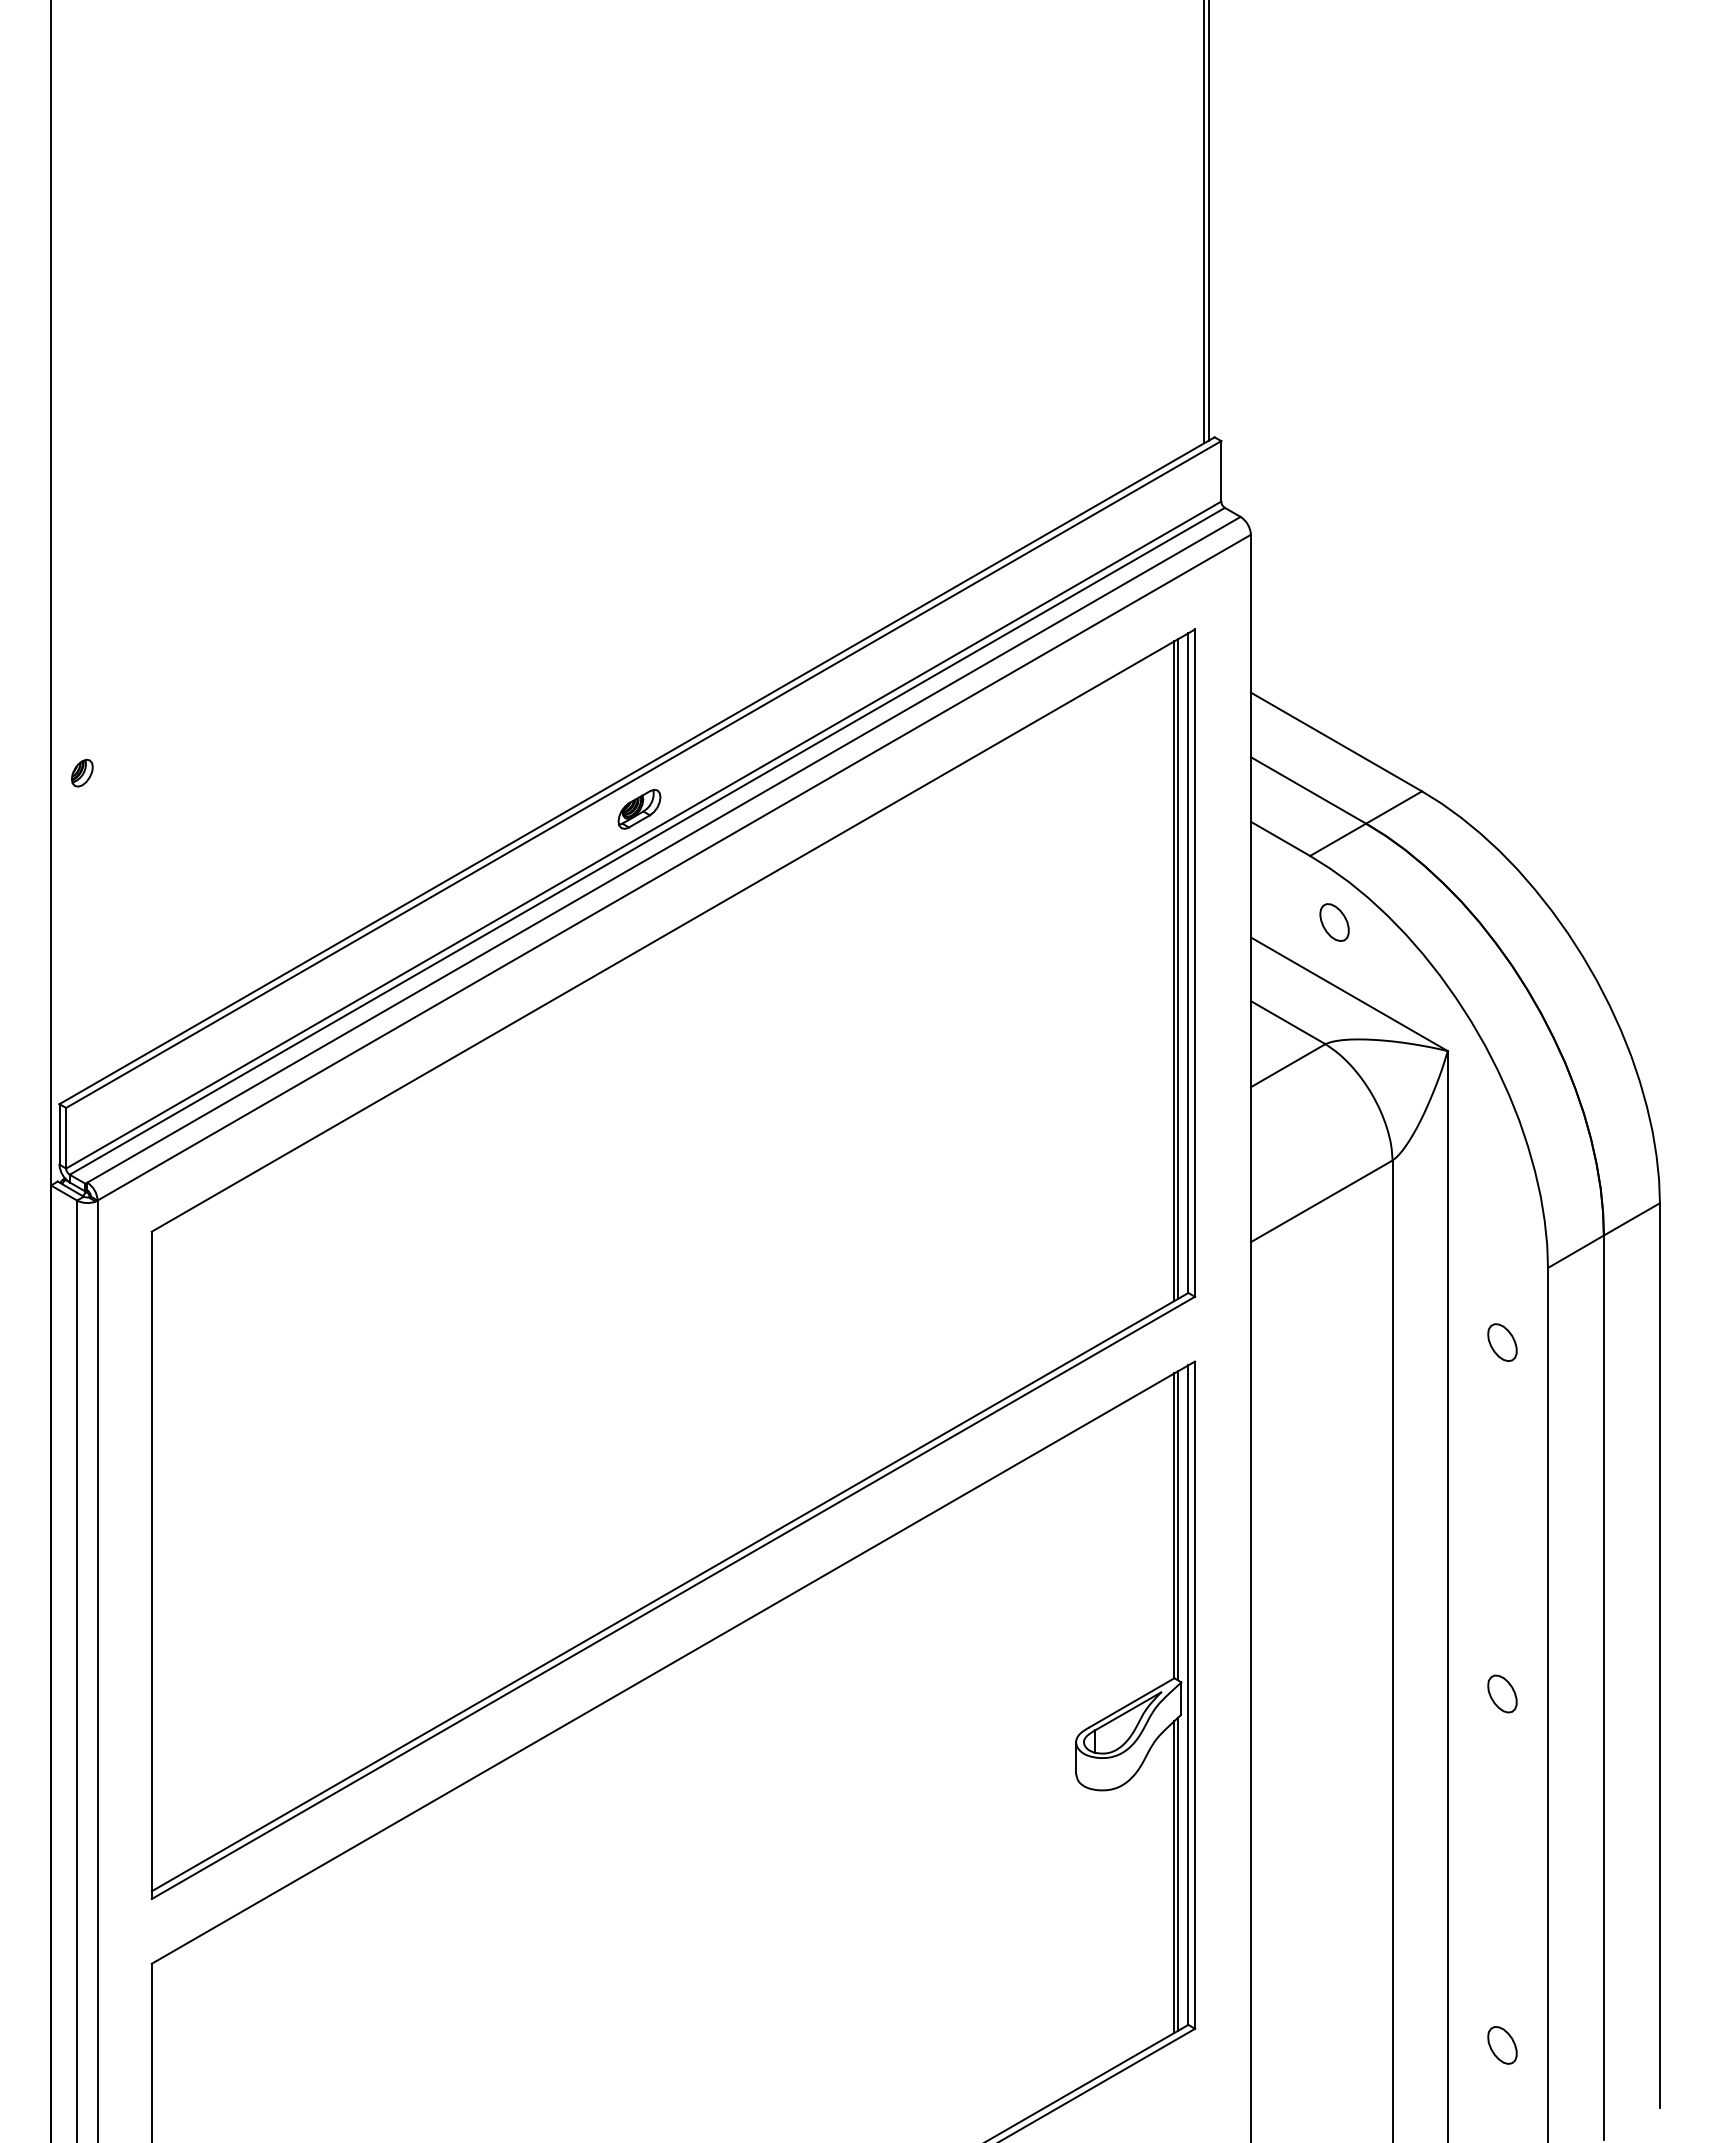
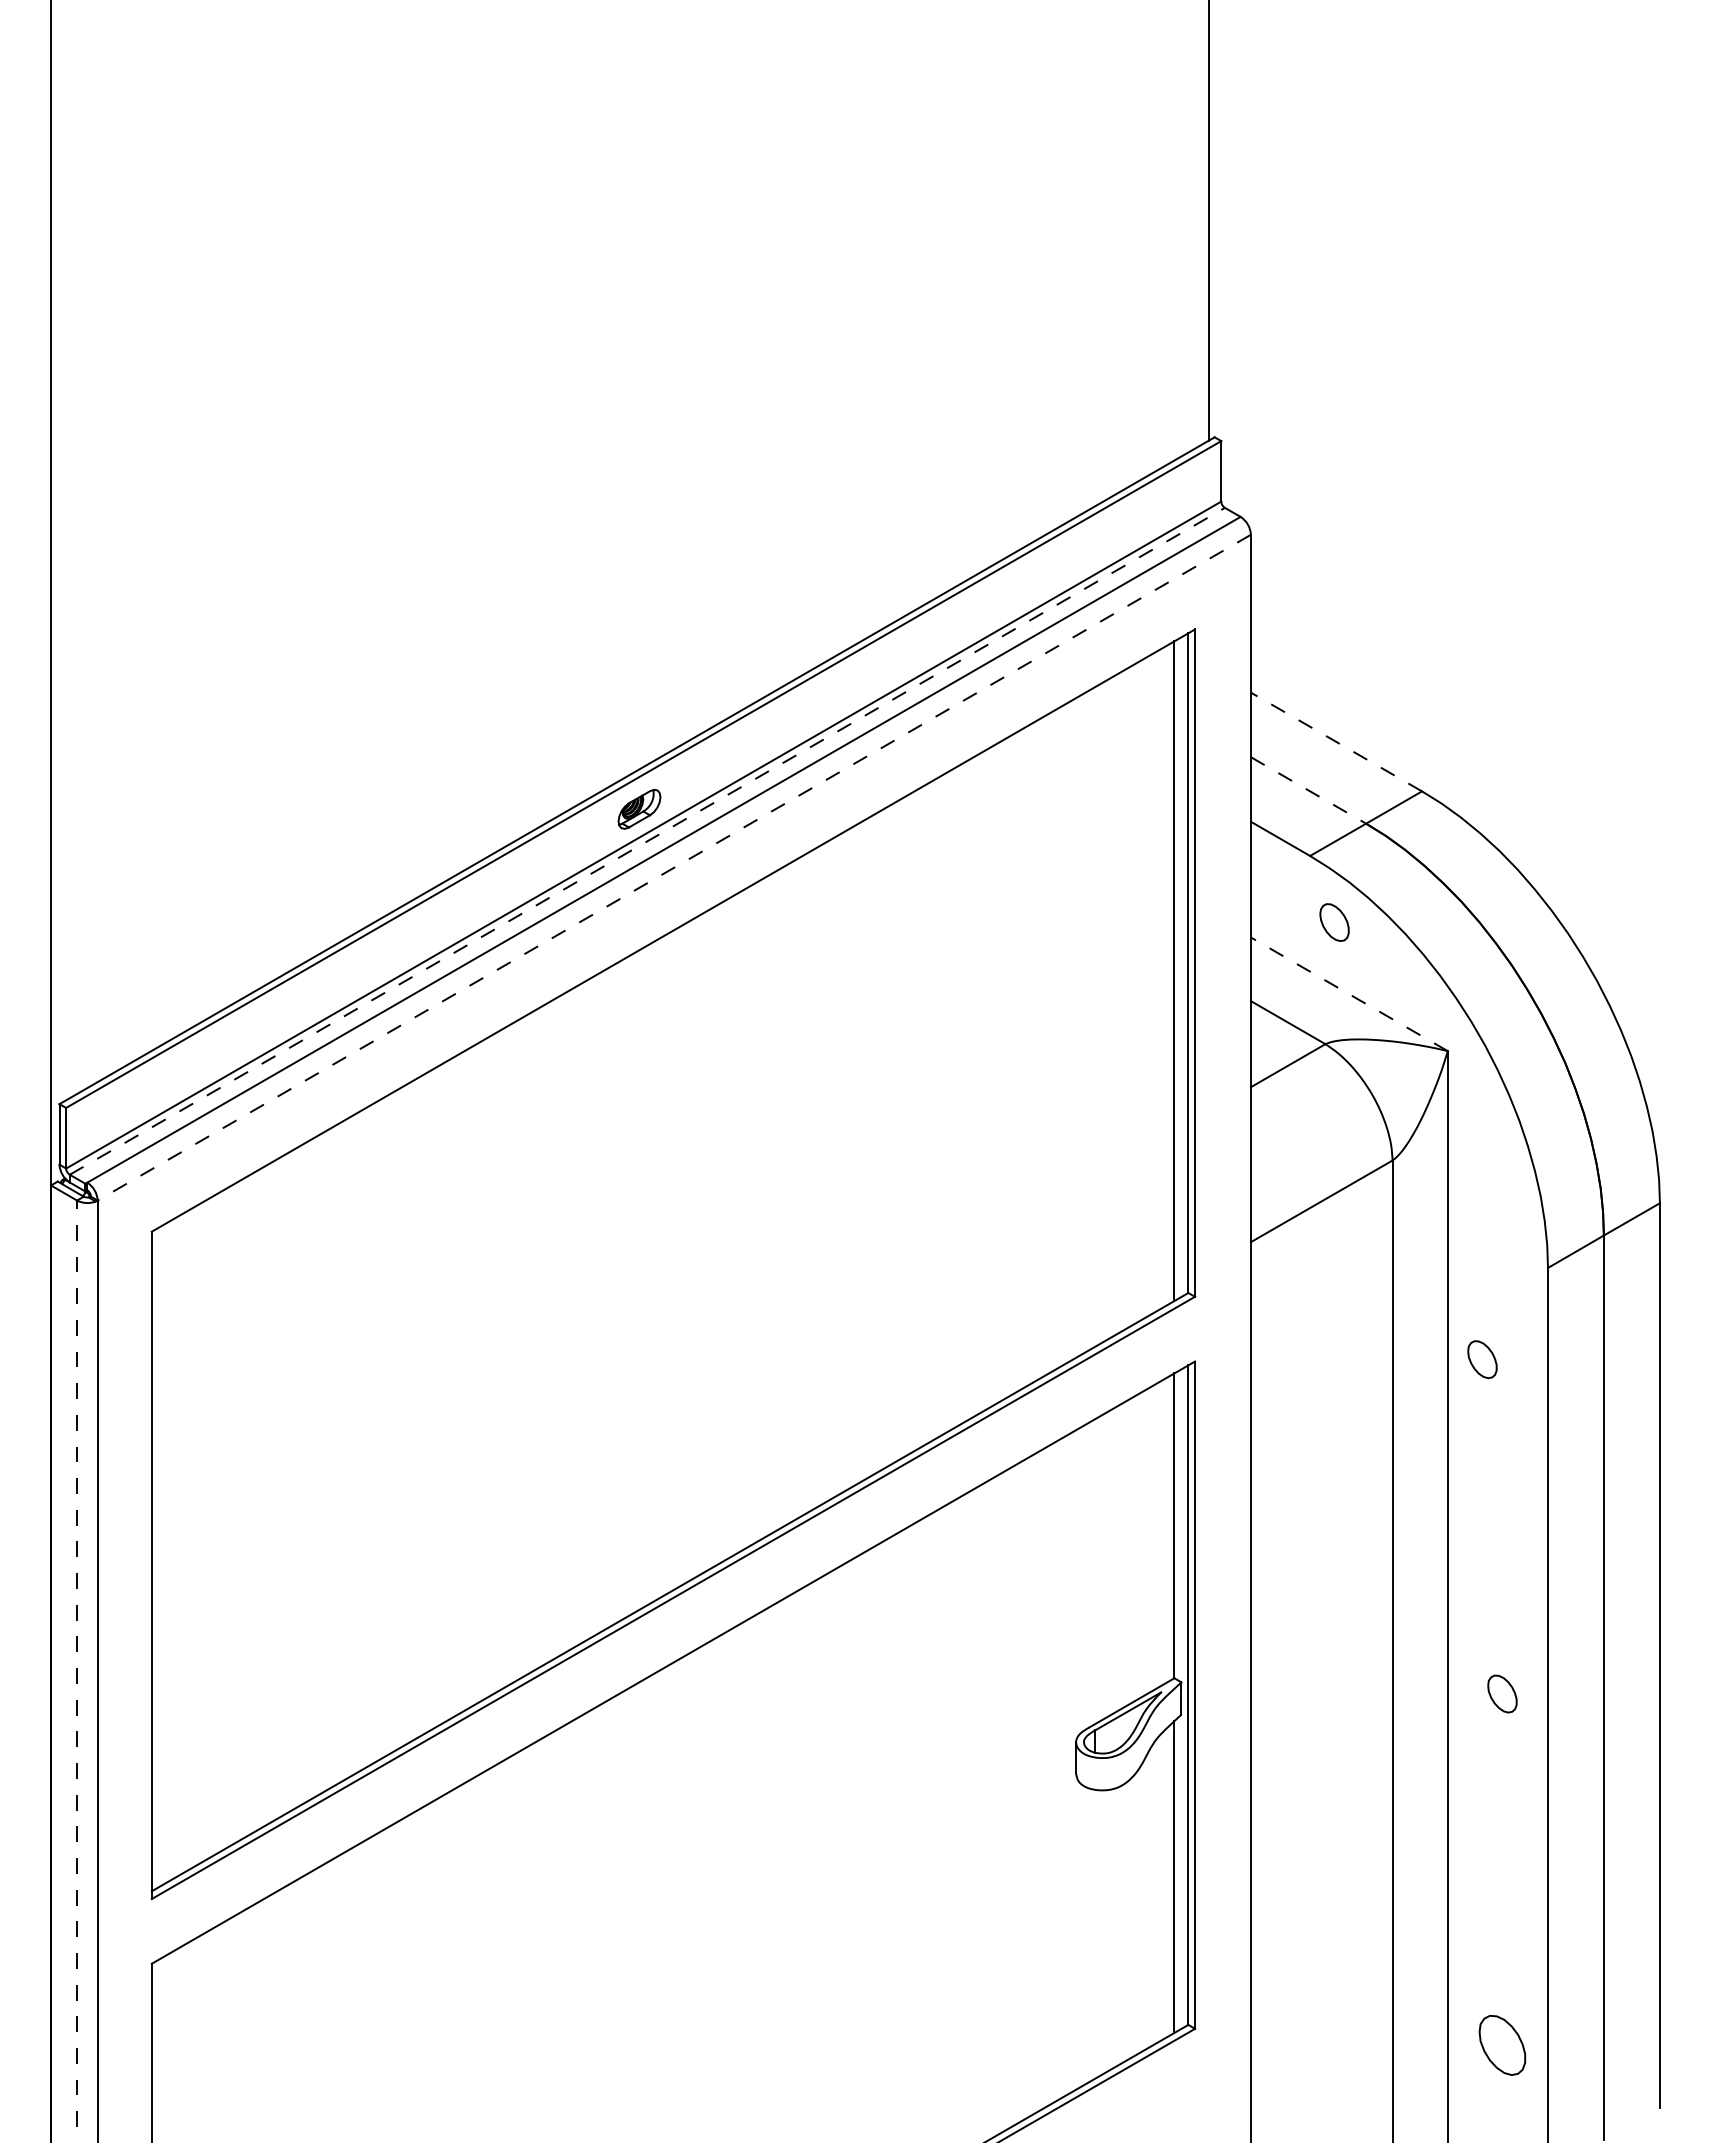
line: present -> none (1204, 222)
line: solid -> dashed (1336, 742)
part: present -> none (82, 772)
line: solid -> dashed (1308, 790)
line: solid -> dashed (647, 841)
line: solid -> dashed (674, 867)
line: present -> none (1177, 969)
line: solid -> dashed (1349, 994)
part position: (1502, 1342) -> (1482, 1359) (1482, 1359)
line: present -> none (1177, 1525)
line: solid -> dashed (77, 1671)
line: present -> none (1177, 1874)
part size: 31x39 px -> 49x61 px (1502, 2045)
